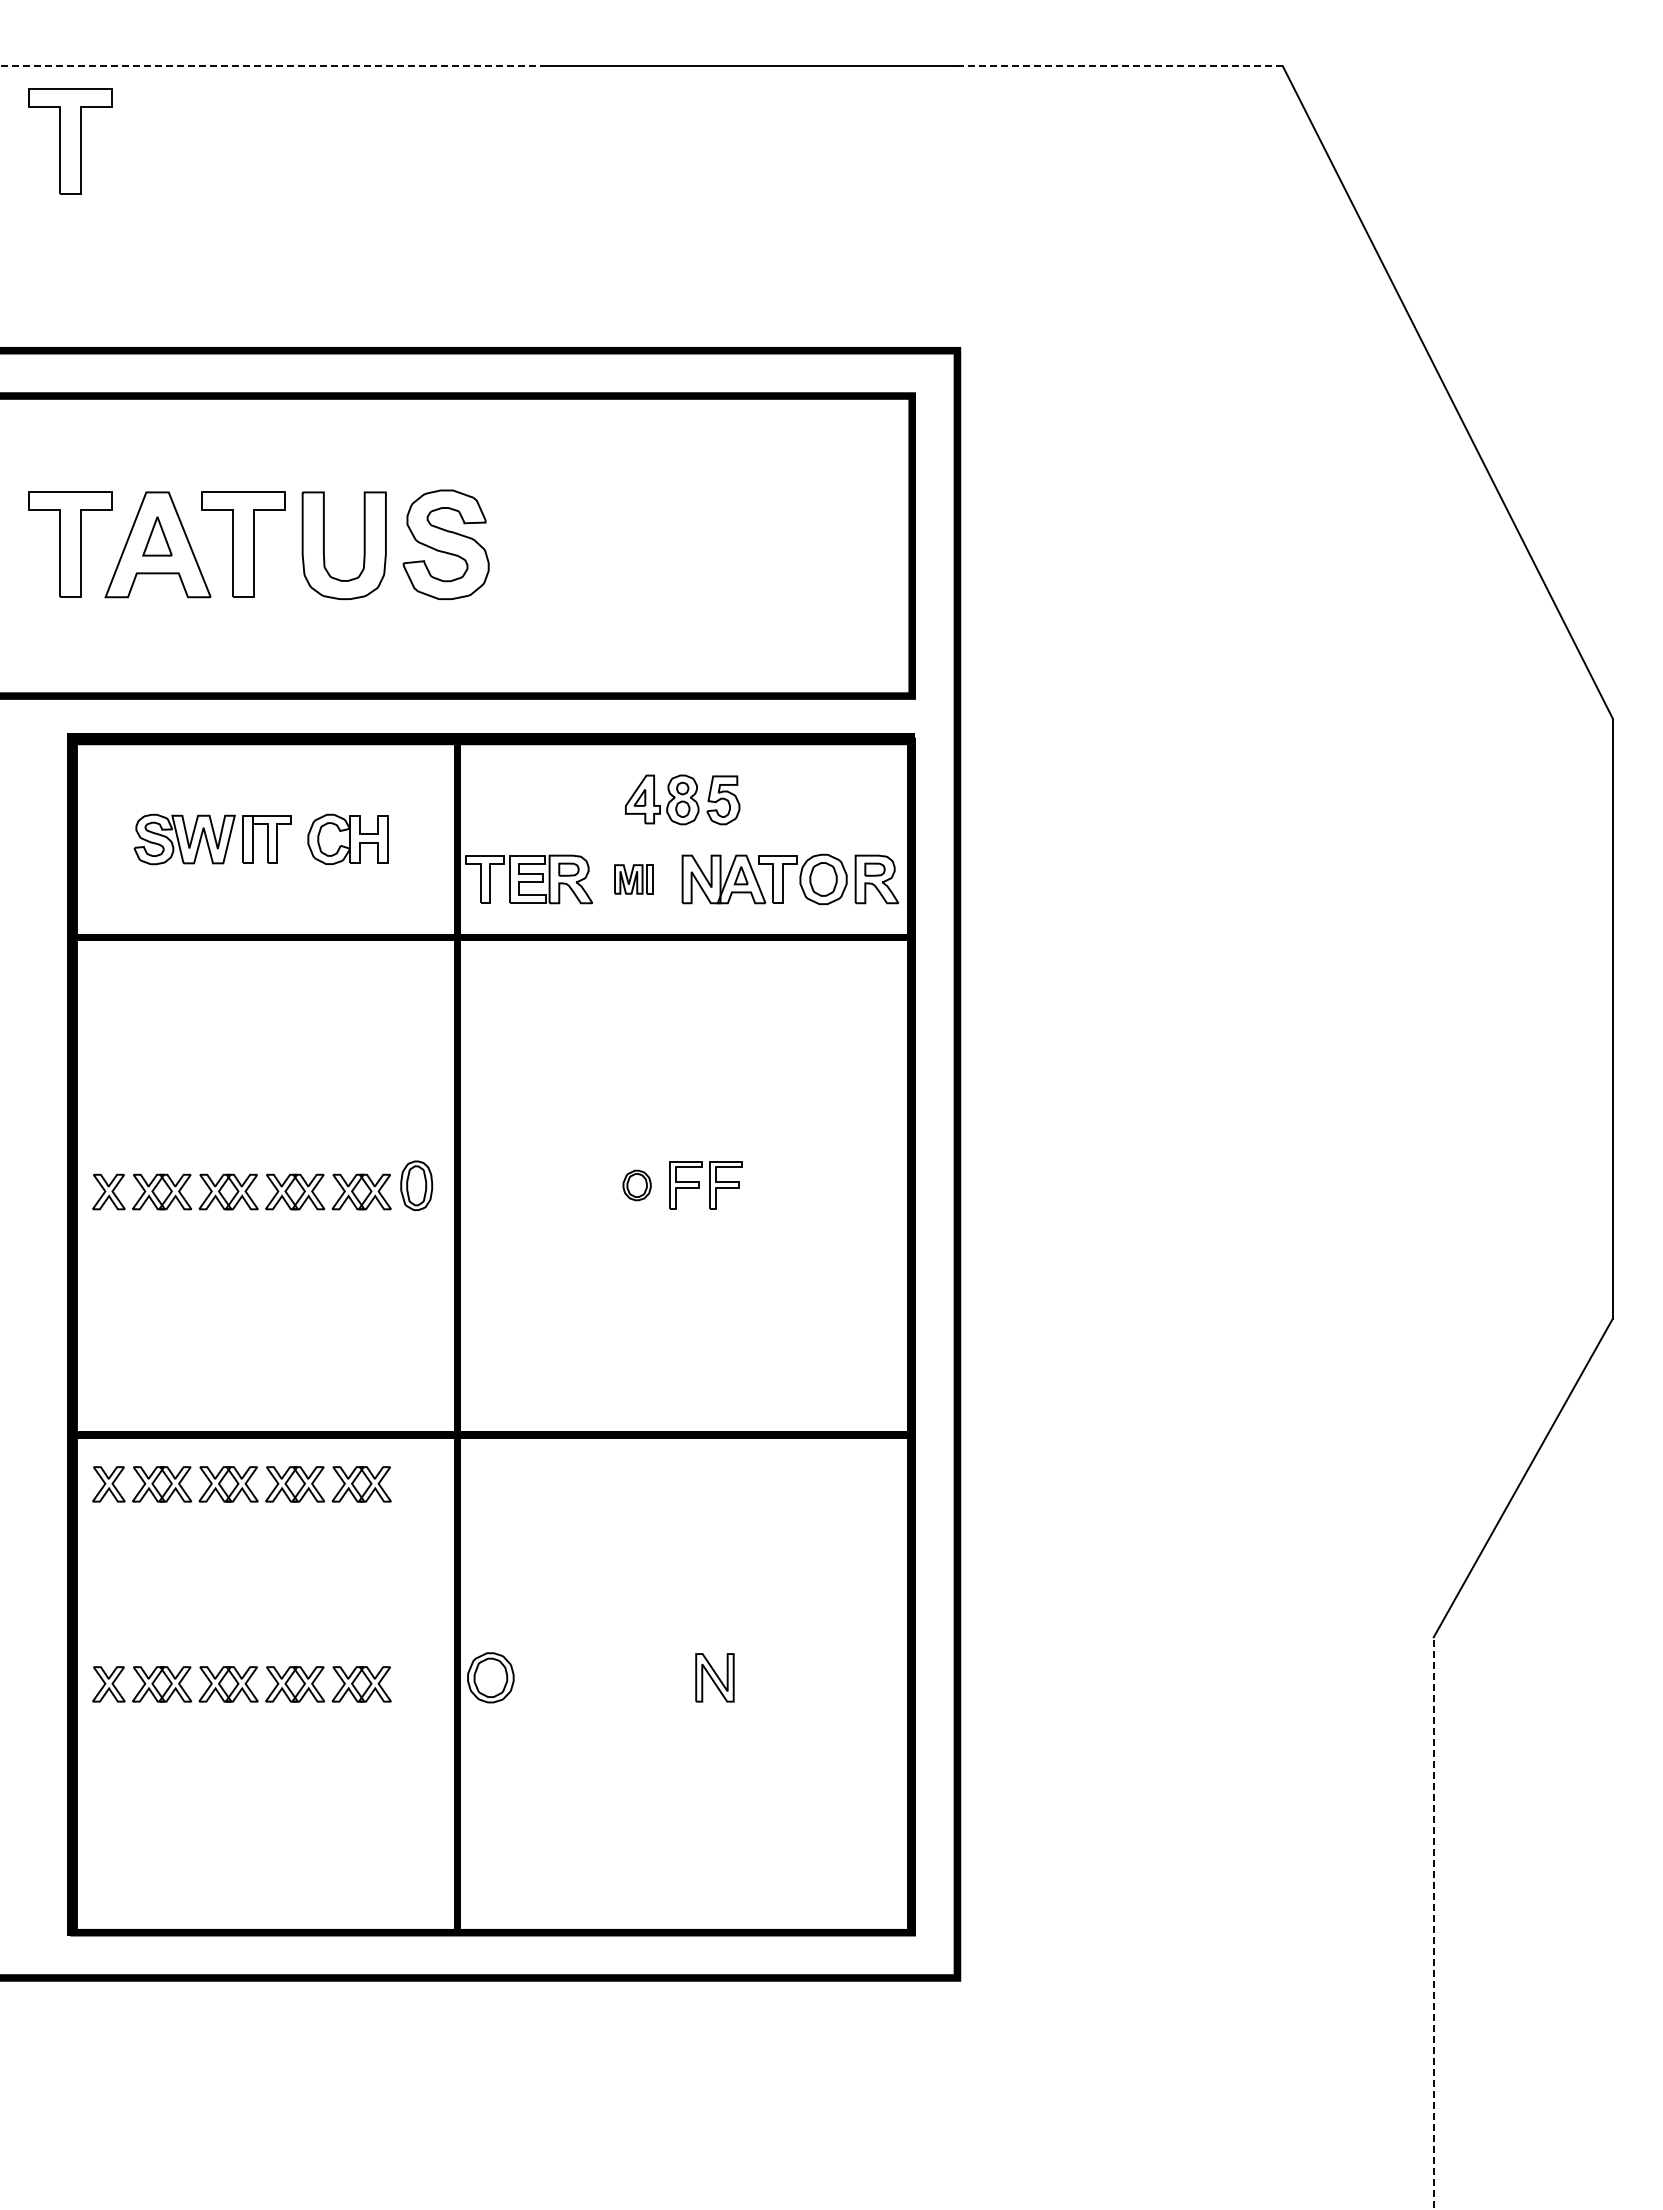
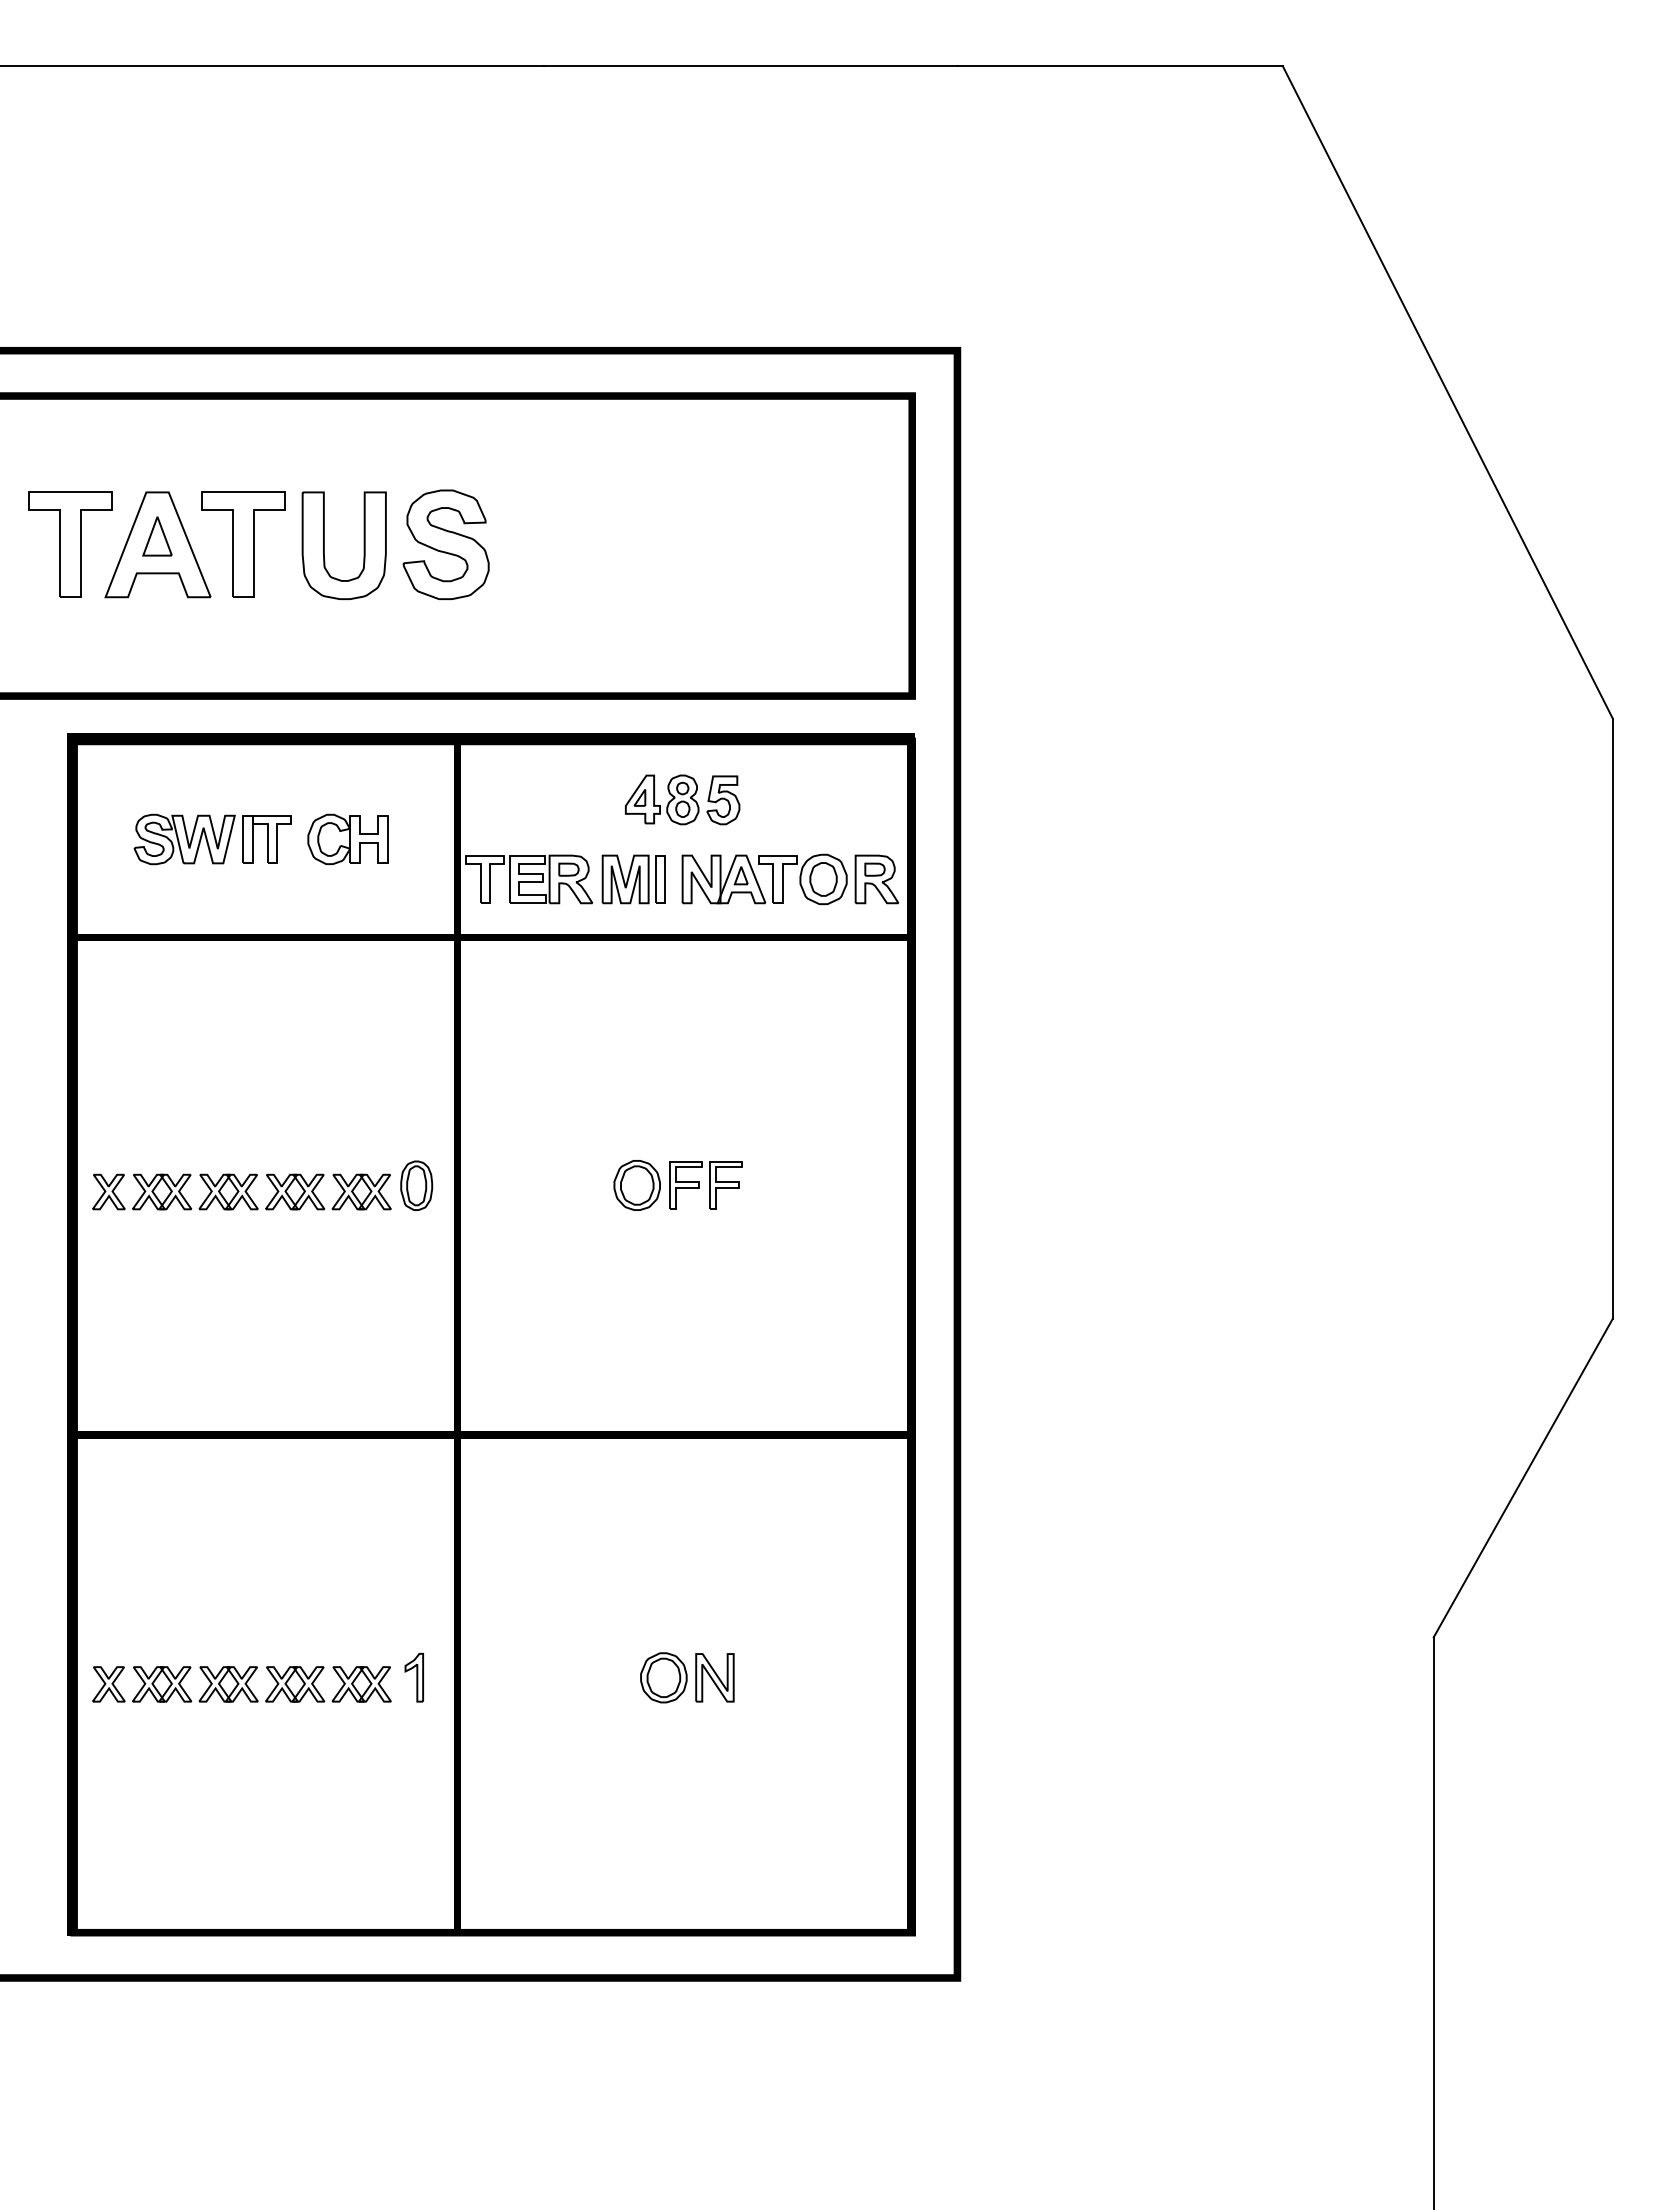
line: dashed -> solid (272, 66)
line: dashed -> solid (1120, 66)
part: present -> none (70, 141)
part size: 40x31 px -> 65x51 px (633, 879)
part size: 30x33 px -> 48x51 px (636, 1185)
part: present -> none (241, 1484)
part: none -> present (413, 1677)
part position: (490, 1677) -> (663, 1677) (663, 1677)
line: dashed -> solid (1433, 1923)
